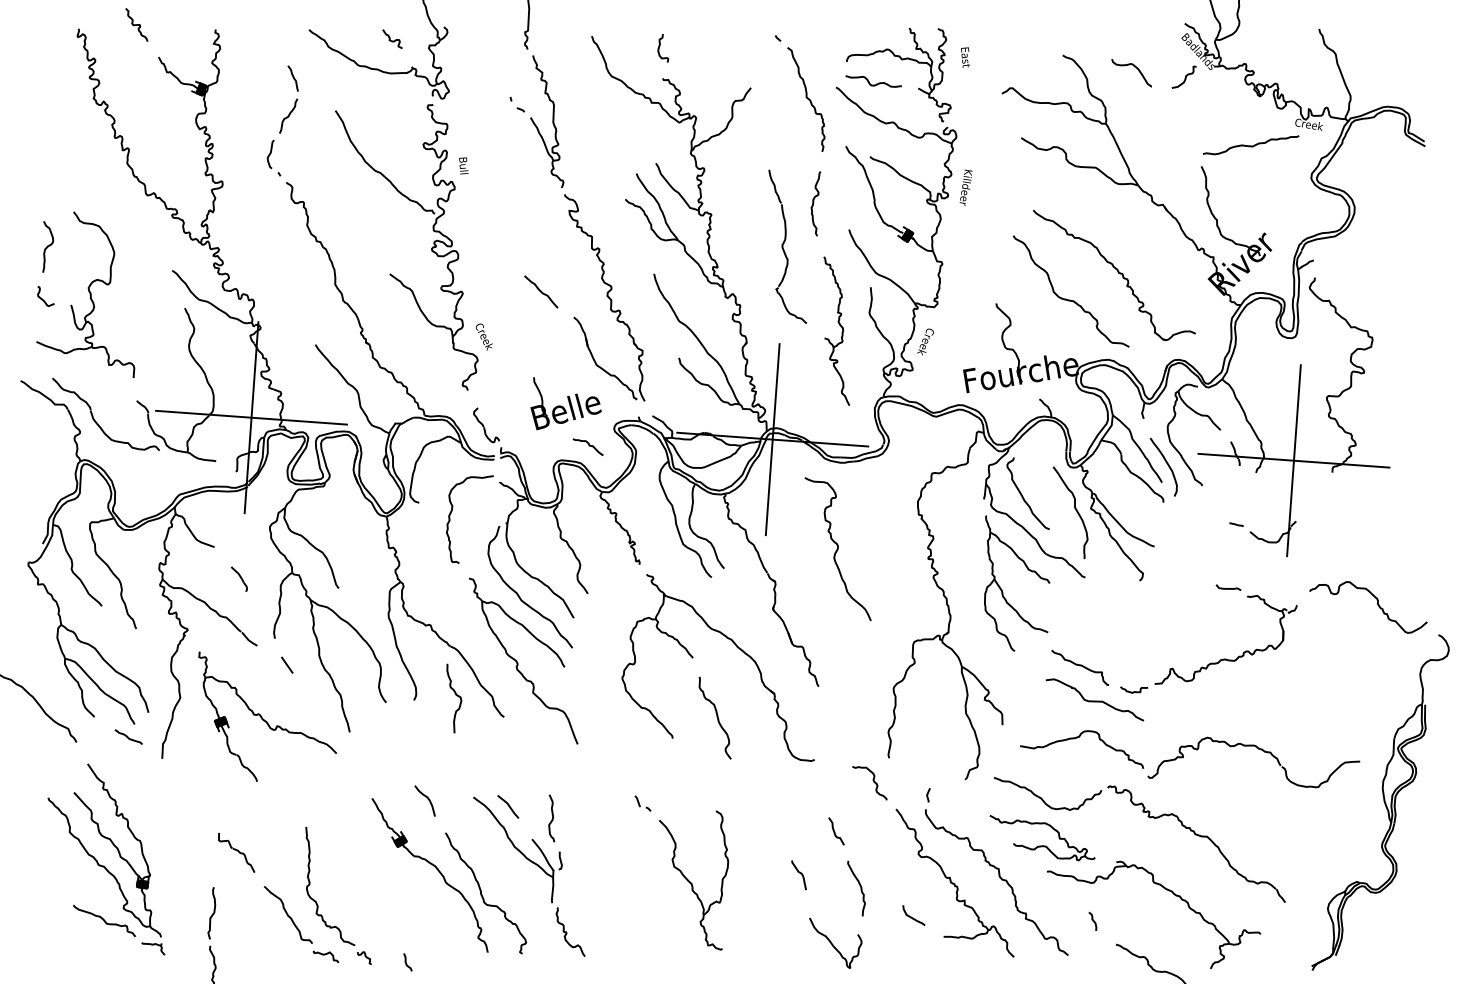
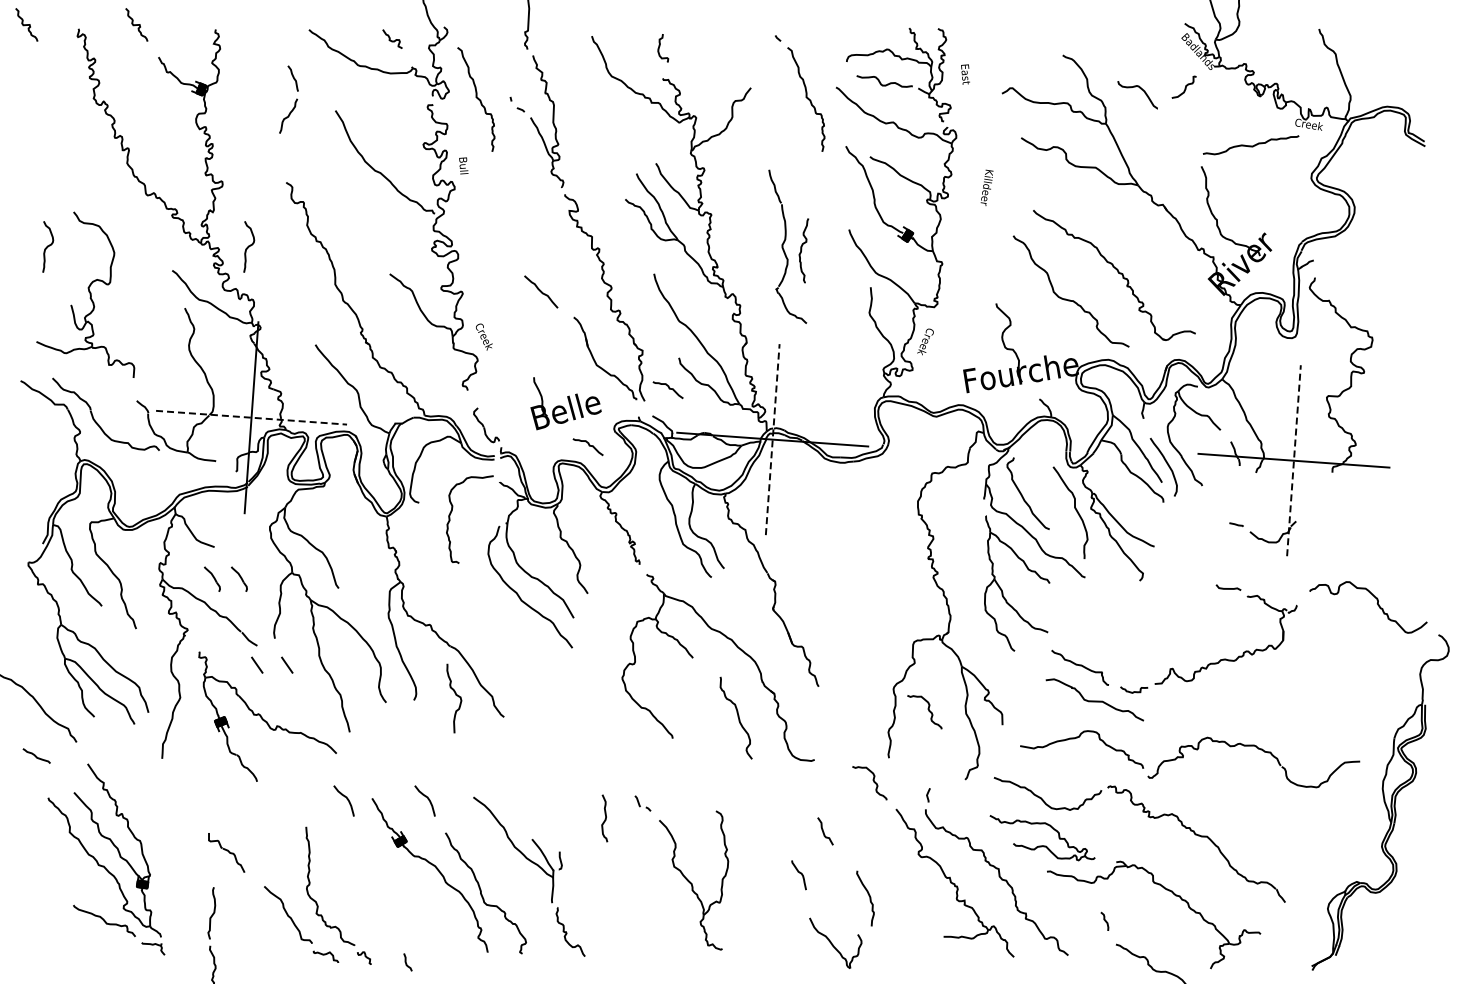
curve: none -> present (26, 24)
text position: (965, 57) -> (965, 74) (965, 74)
curve position: (1134, 67) -> (1140, 89) (1140, 89)
curve position: (1184, 77) -> (1184, 87) (1184, 87)
curve position: (873, 84) -> (884, 84) (884, 84)
curve: none -> present (476, 98)
part: present -> none (273, 157)
text position: (965, 187) -> (986, 187) (986, 187)
curve position: (814, 202) -> (802, 249) (802, 249)
curve: none -> present (249, 246)
curve: present -> none (42, 298)
part: present -> none (836, 330)
curve: none -> present (668, 388)
line: solid -> dashed (251, 417)
line: solid -> dashed (772, 439)
line: solid -> dashed (1293, 460)
curve: present -> none (837, 549)
part: none -> present (212, 578)
part: present -> none (523, 660)
line: none -> present (257, 664)
curve: none -> present (928, 711)
curve position: (716, 717) -> (737, 717) (737, 717)
curve position: (128, 736) -> (36, 755) (36, 755)
curve: none -> present (344, 797)
line: present -> none (508, 806)
curve position: (552, 818) -> (605, 818) (605, 818)
curve position: (835, 831) -> (824, 831) (824, 831)
part position: (236, 852) -> (226, 852) (226, 852)
curve position: (859, 886) -> (868, 896) (868, 896)
curve: present -> none (913, 917)
curve position: (1092, 920) -> (1104, 920) (1104, 920)
